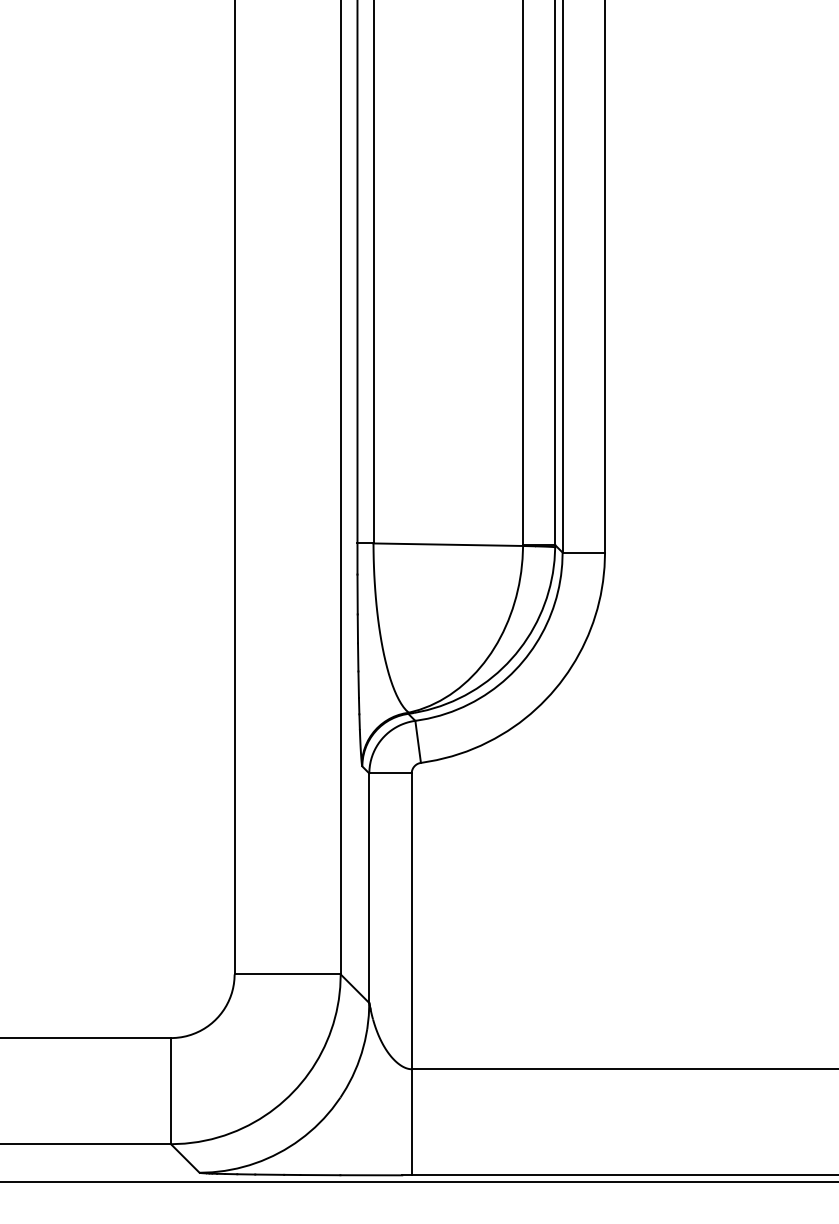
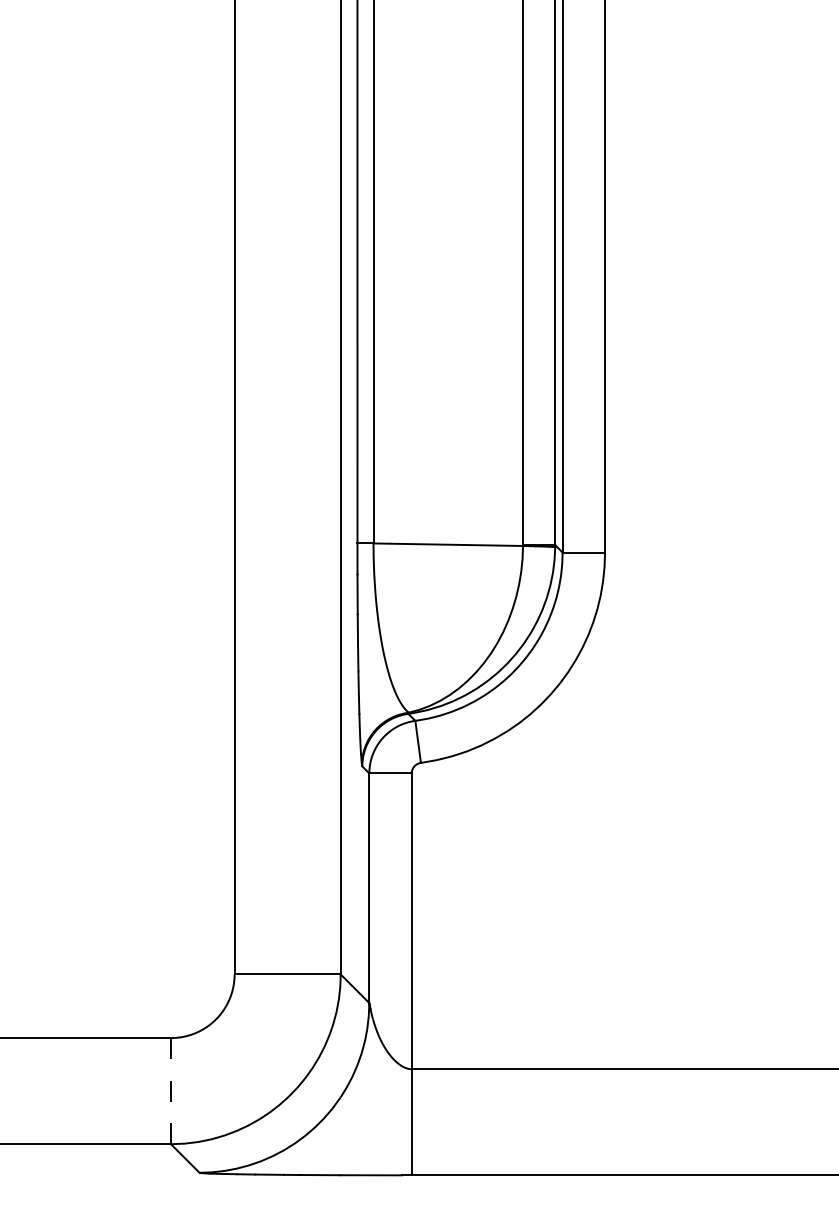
line: solid -> dashed (171, 1090)
line: present -> none (418, 1182)
